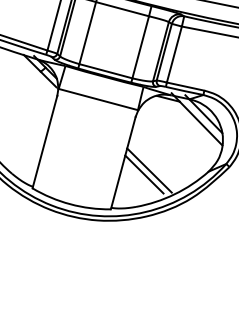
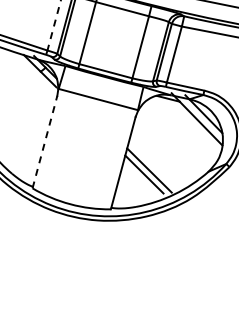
line: solid -> dashed (54, 25)
line: solid -> dashed (44, 142)
